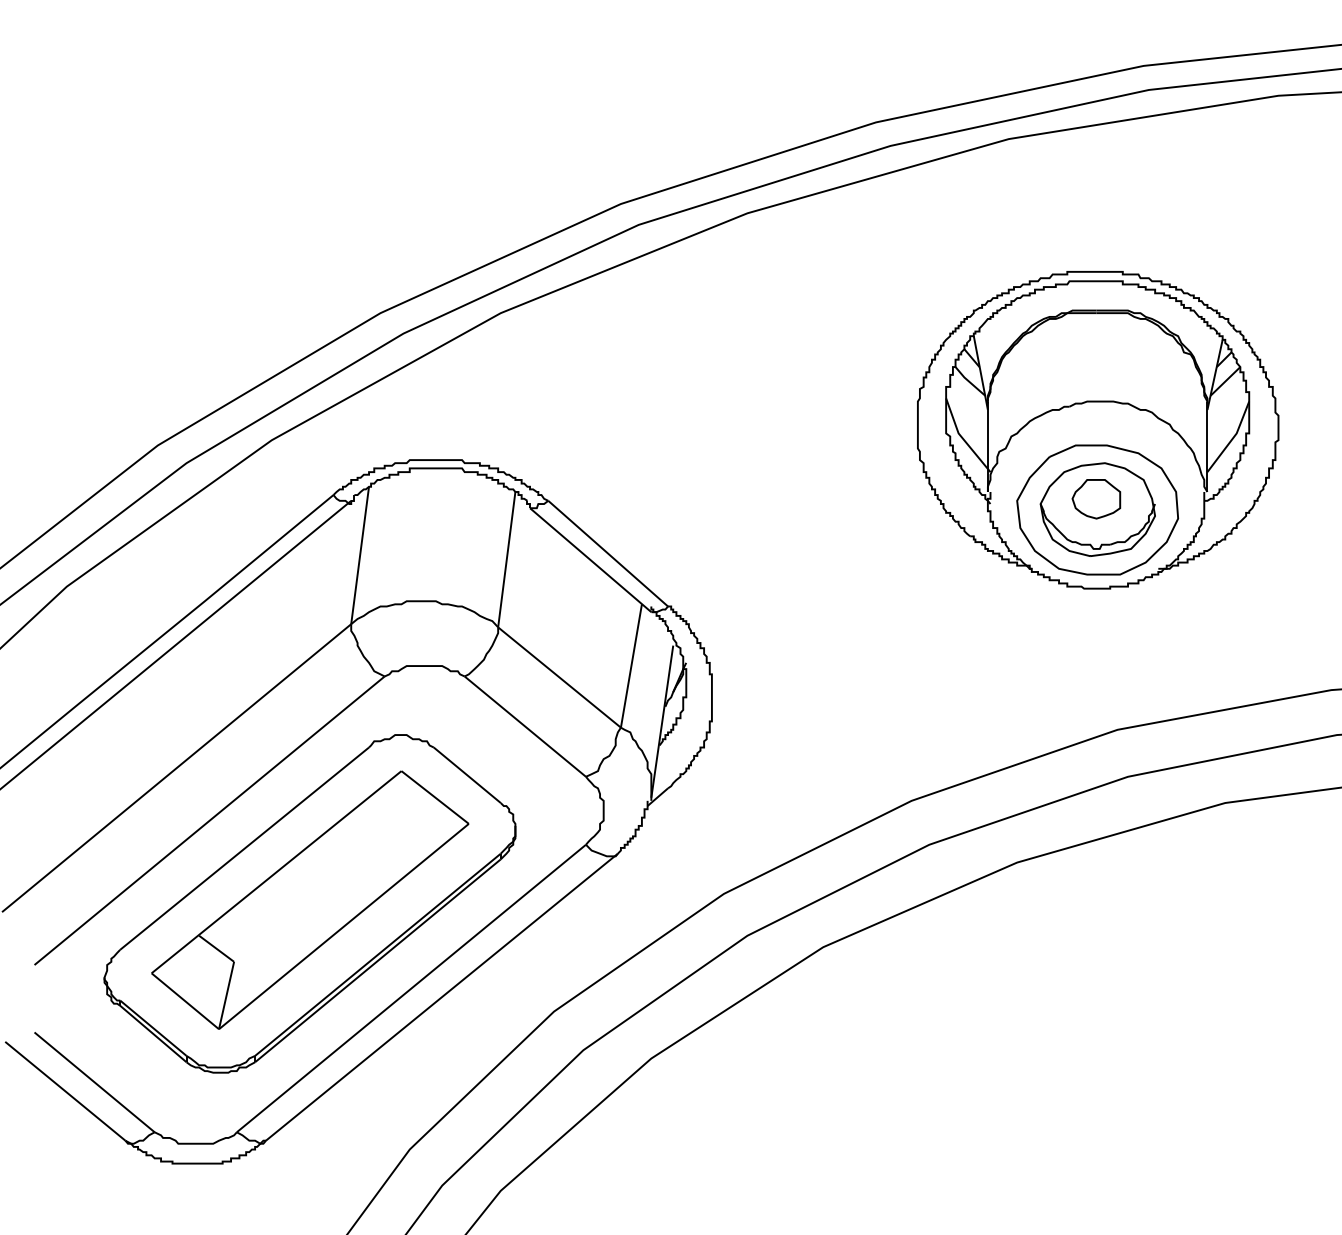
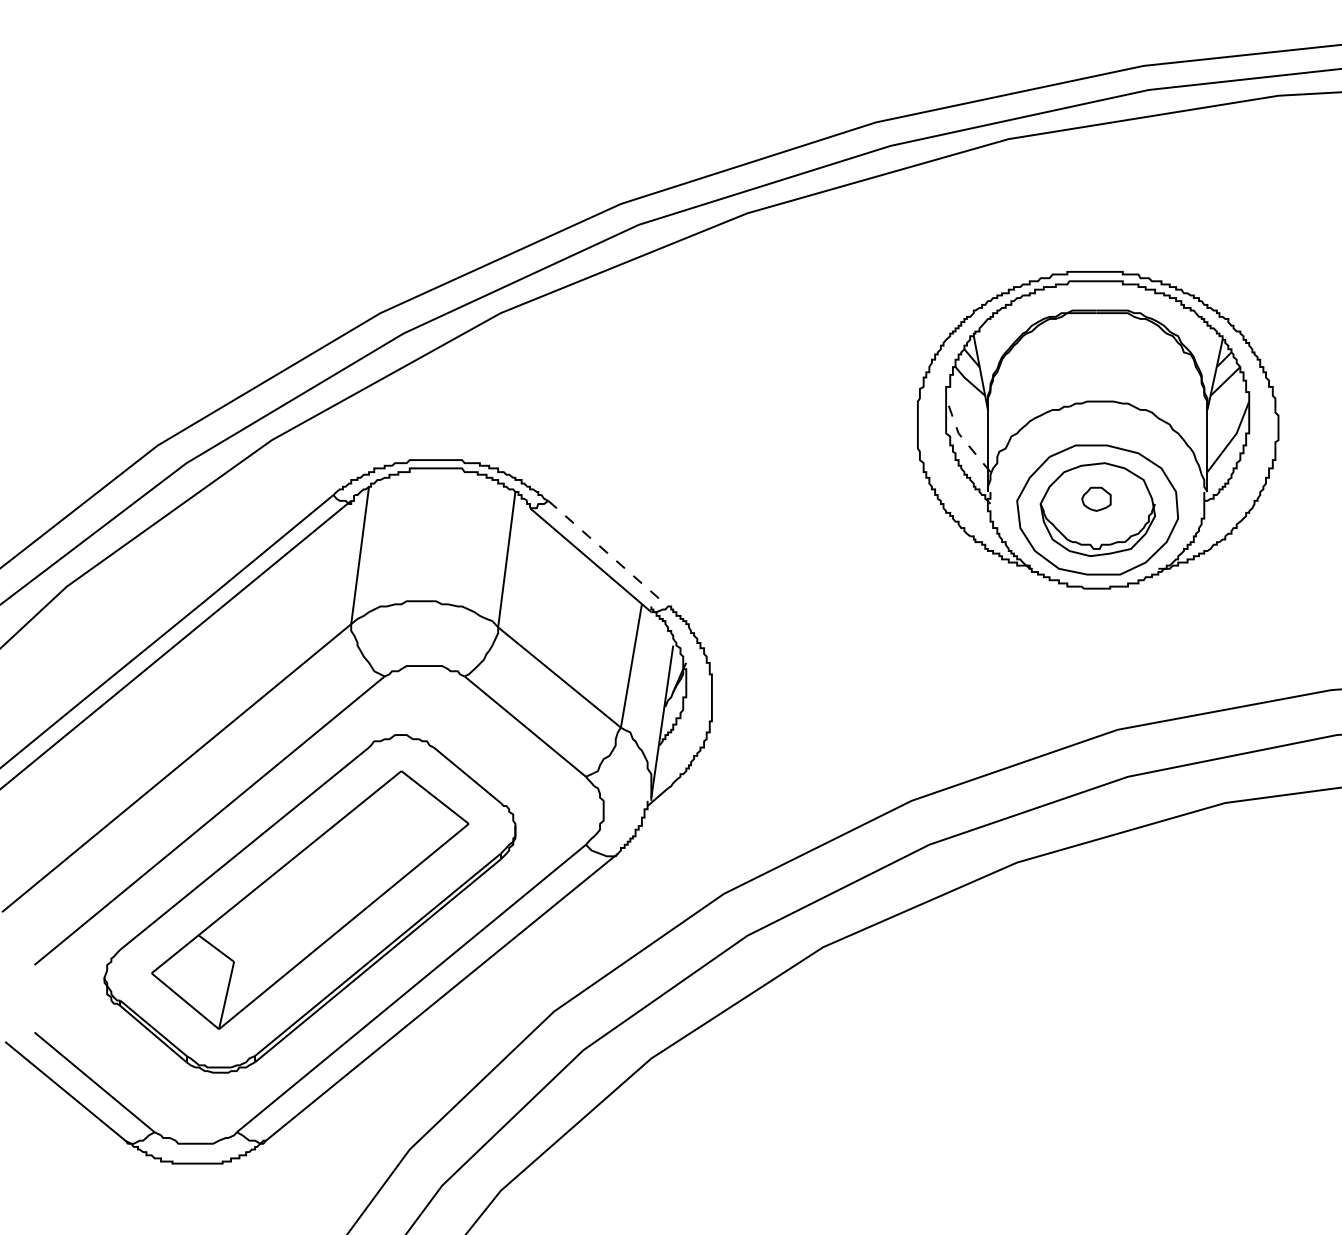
line: solid -> dashed (962, 437)
part size: 51x41 px -> 31x26 px (1096, 498)
line: solid -> dashed (608, 553)
